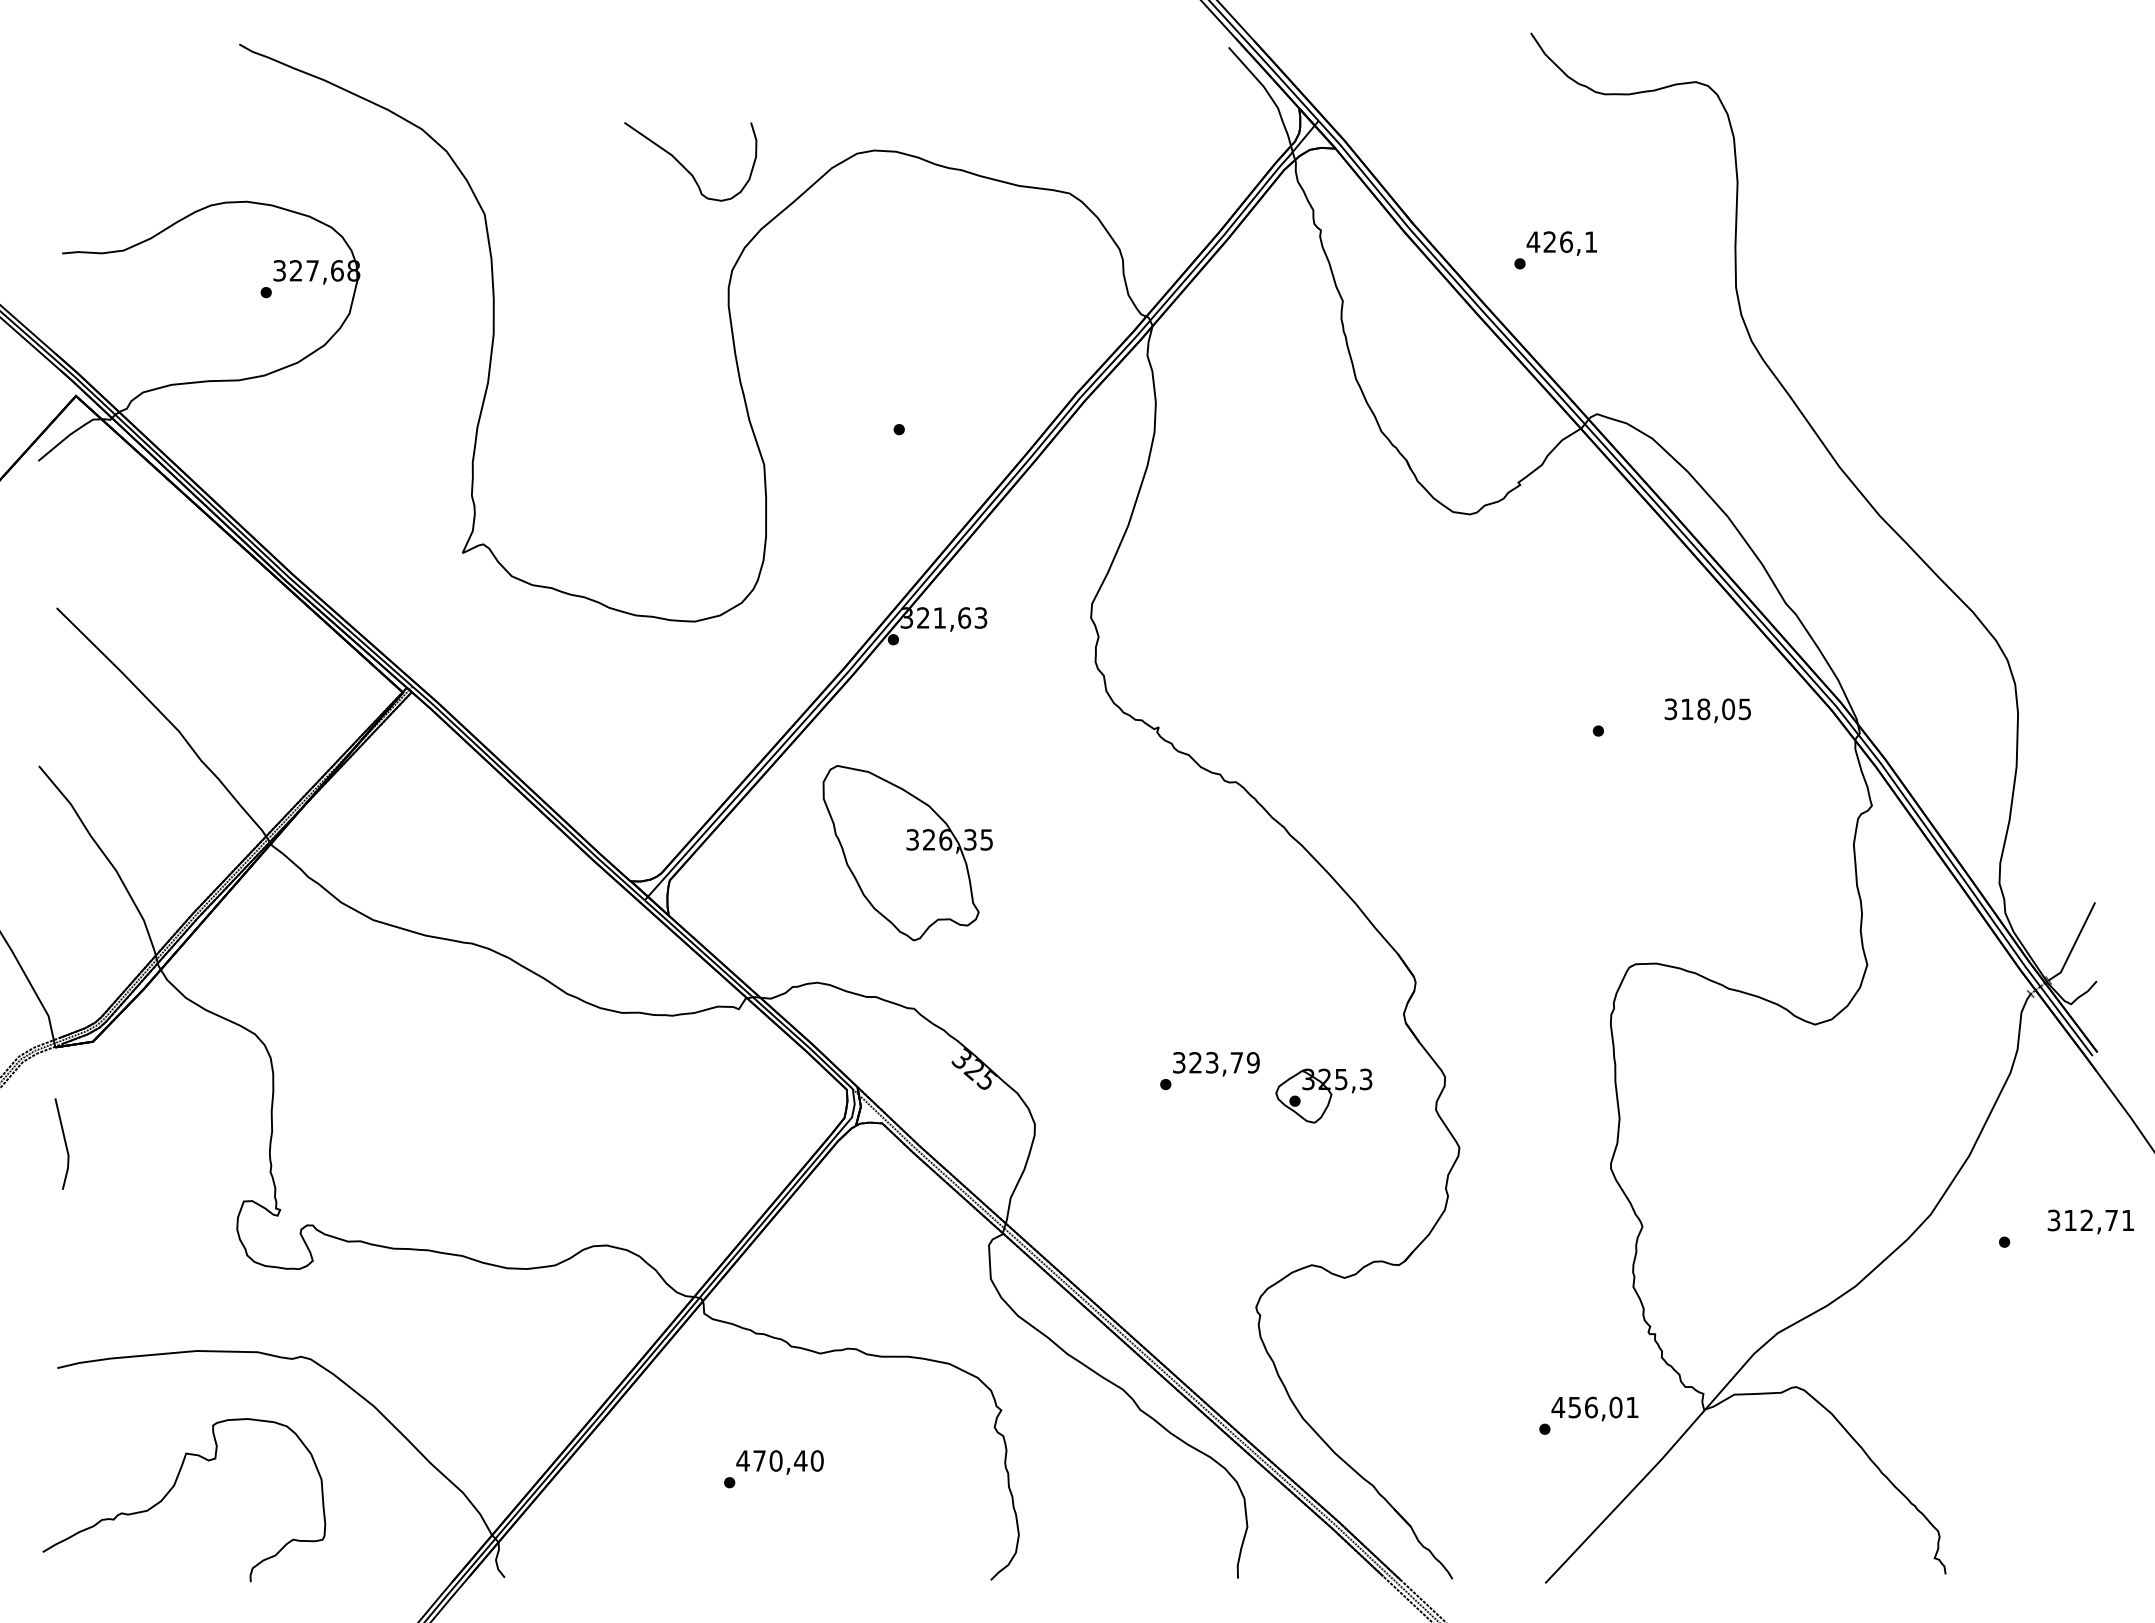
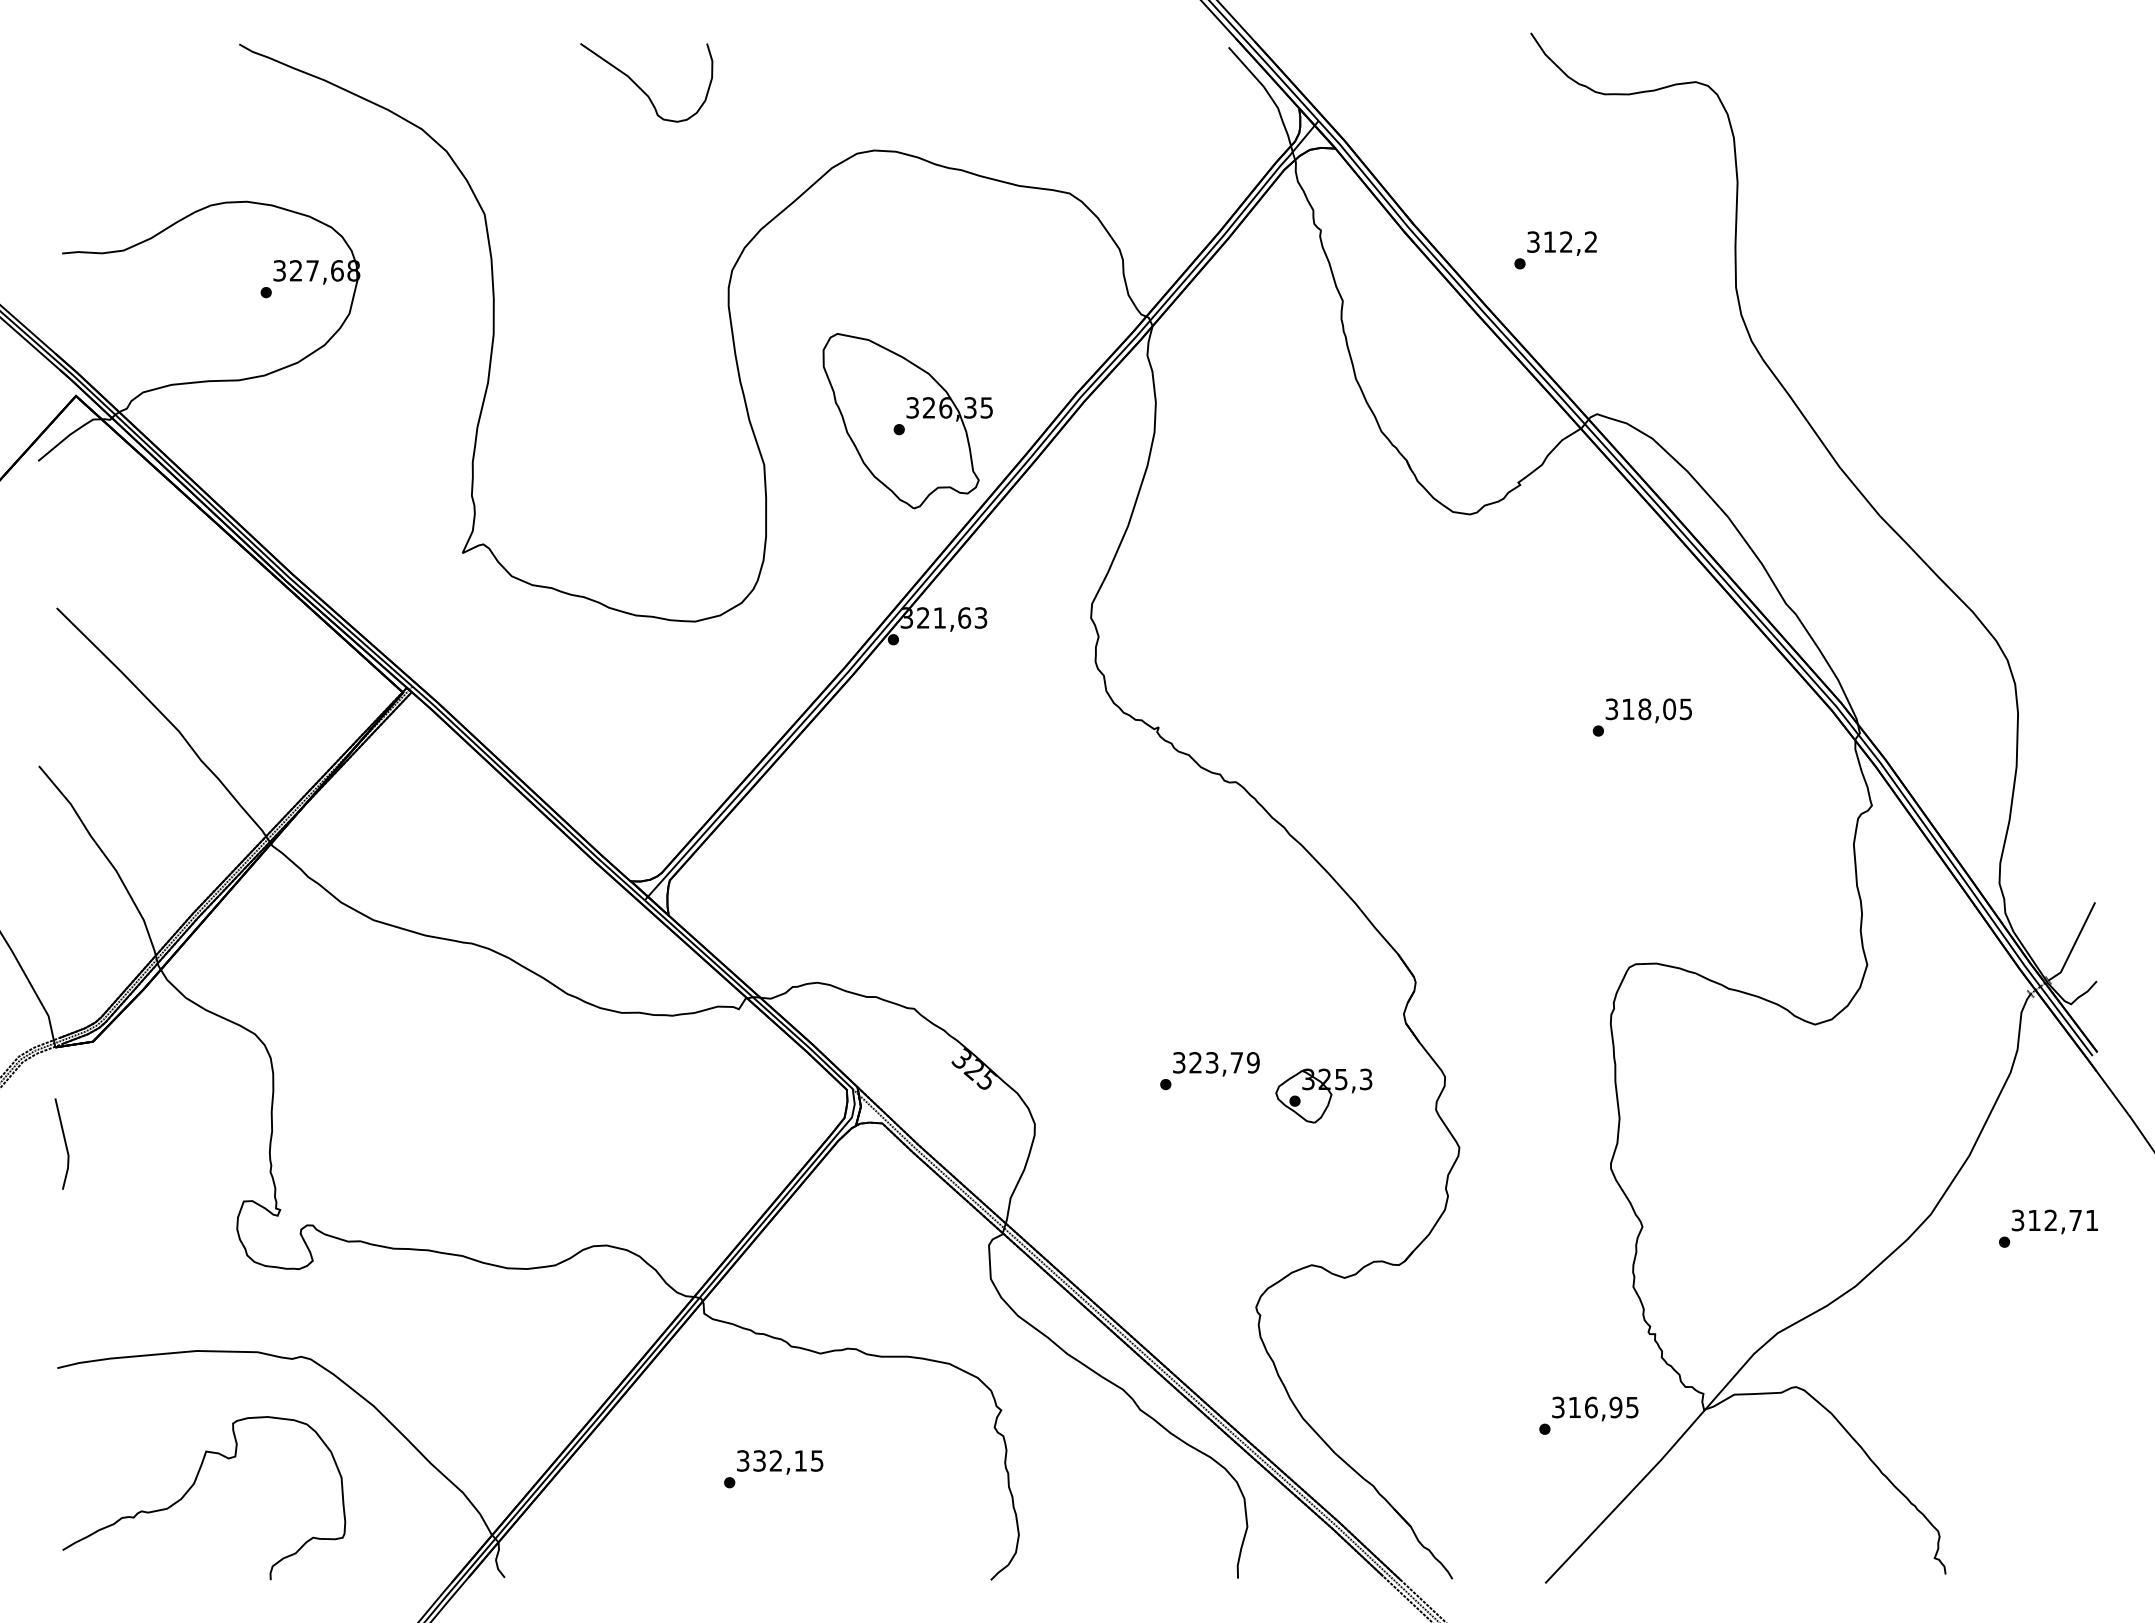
curve position: (684, 166) -> (640, 87) (640, 87)
text: 426,1 -> 312,2 (1561, 241)
text position: (1707, 710) -> (1648, 710) (1648, 710)
part position: (907, 853) -> (907, 421) (907, 421)
text position: (2090, 1221) -> (2054, 1221) (2054, 1221)
text: 456,01 -> 316,95 (1594, 1407)
text: 470,40 -> 332,15 (779, 1460)
curve position: (172, 1489) -> (192, 1487) (192, 1487)
